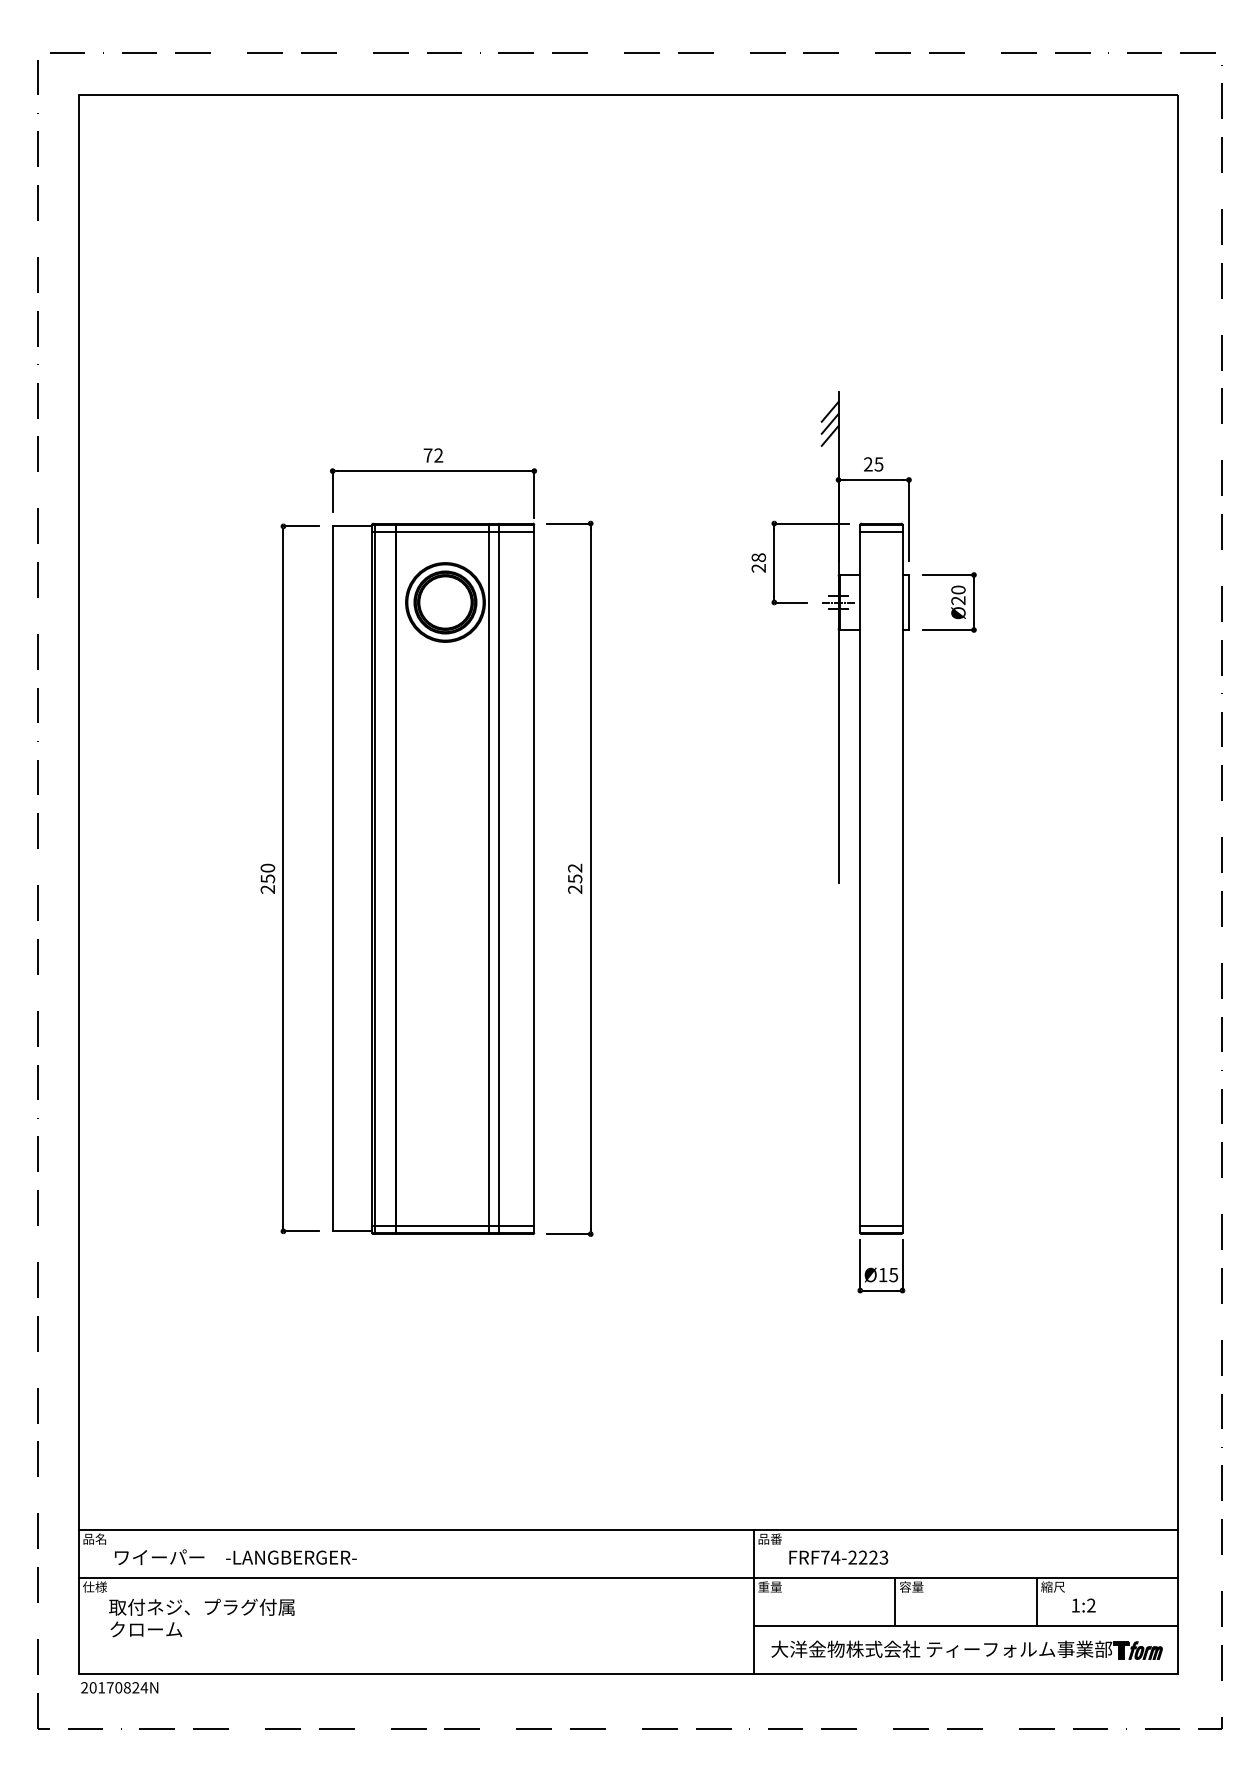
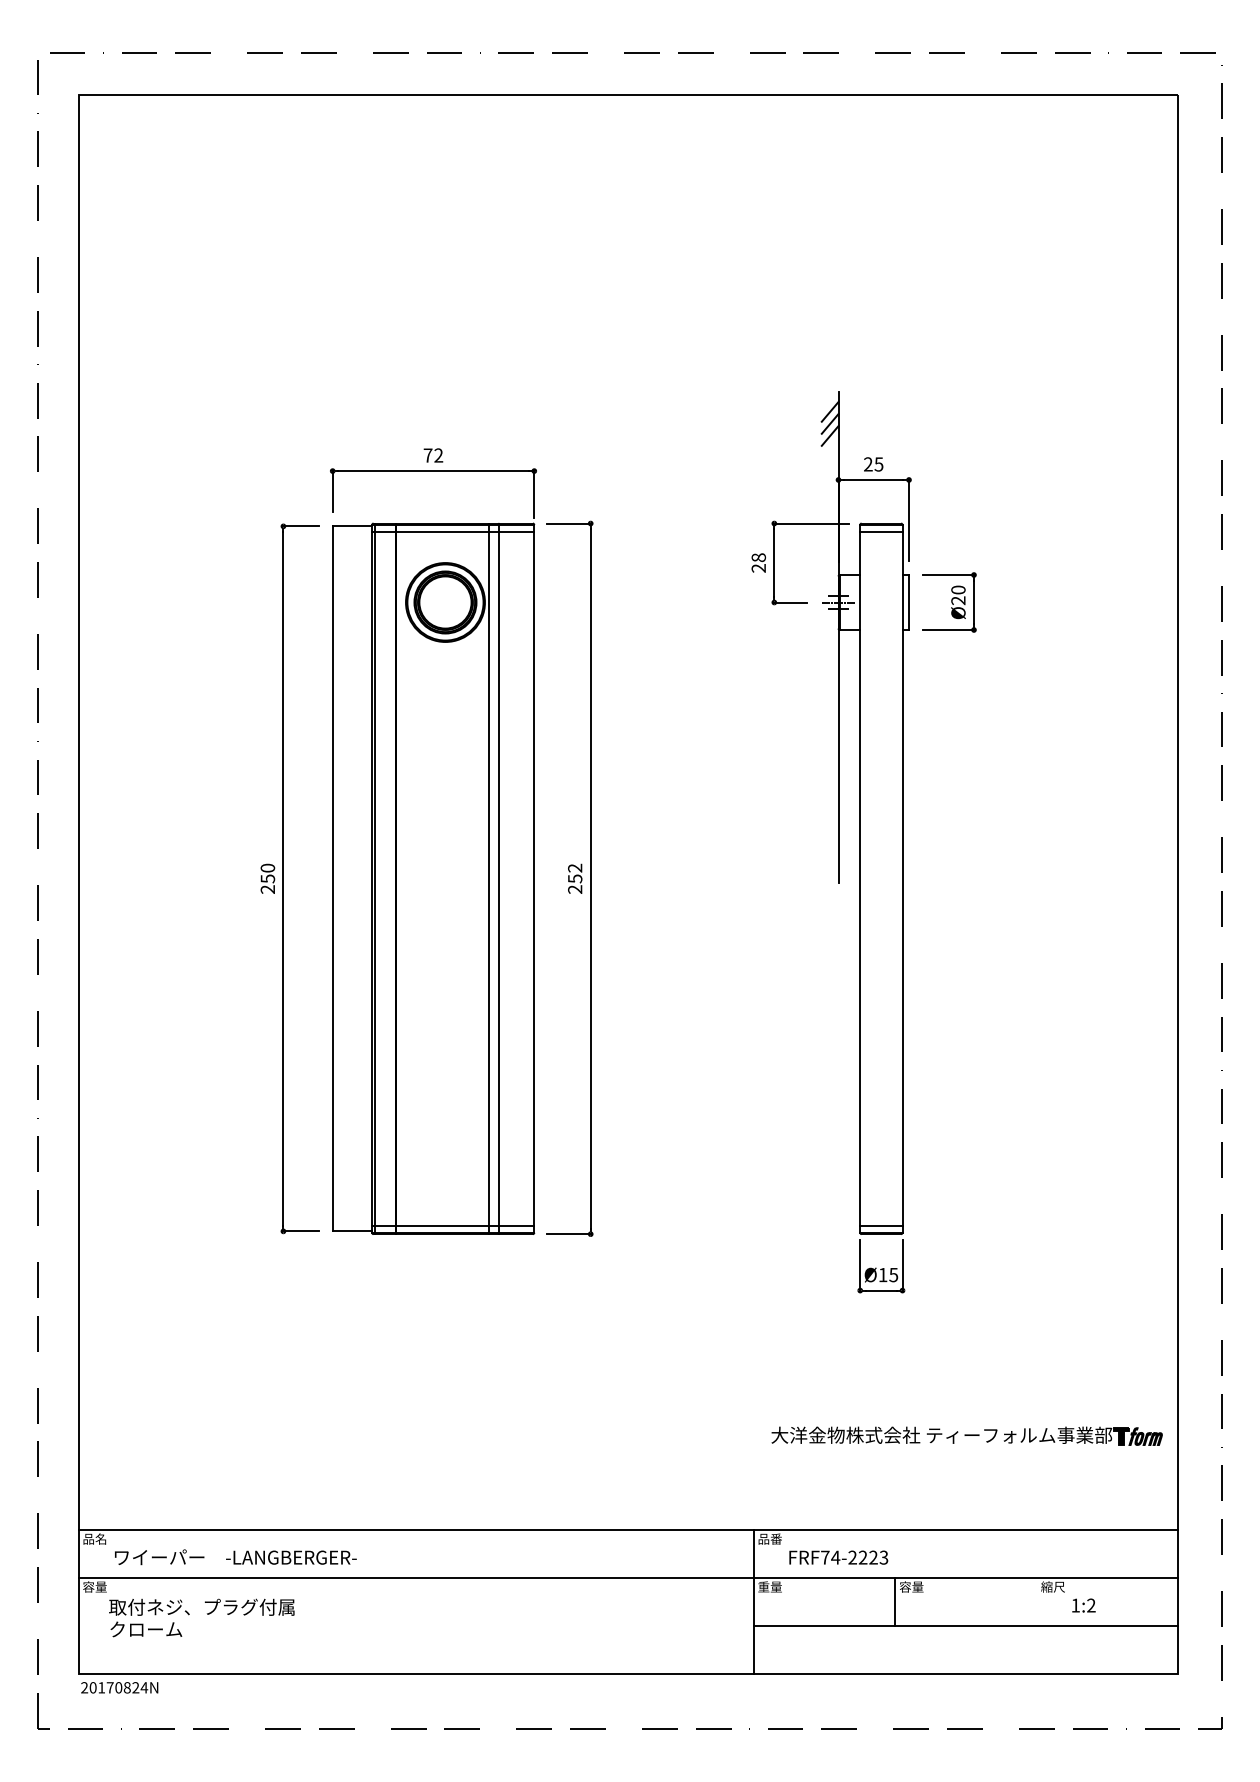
text: 仕様 -> 容量 (94, 1586)
line: present -> none (1036, 1601)
part position: (966, 1649) -> (966, 1435) (966, 1435)
